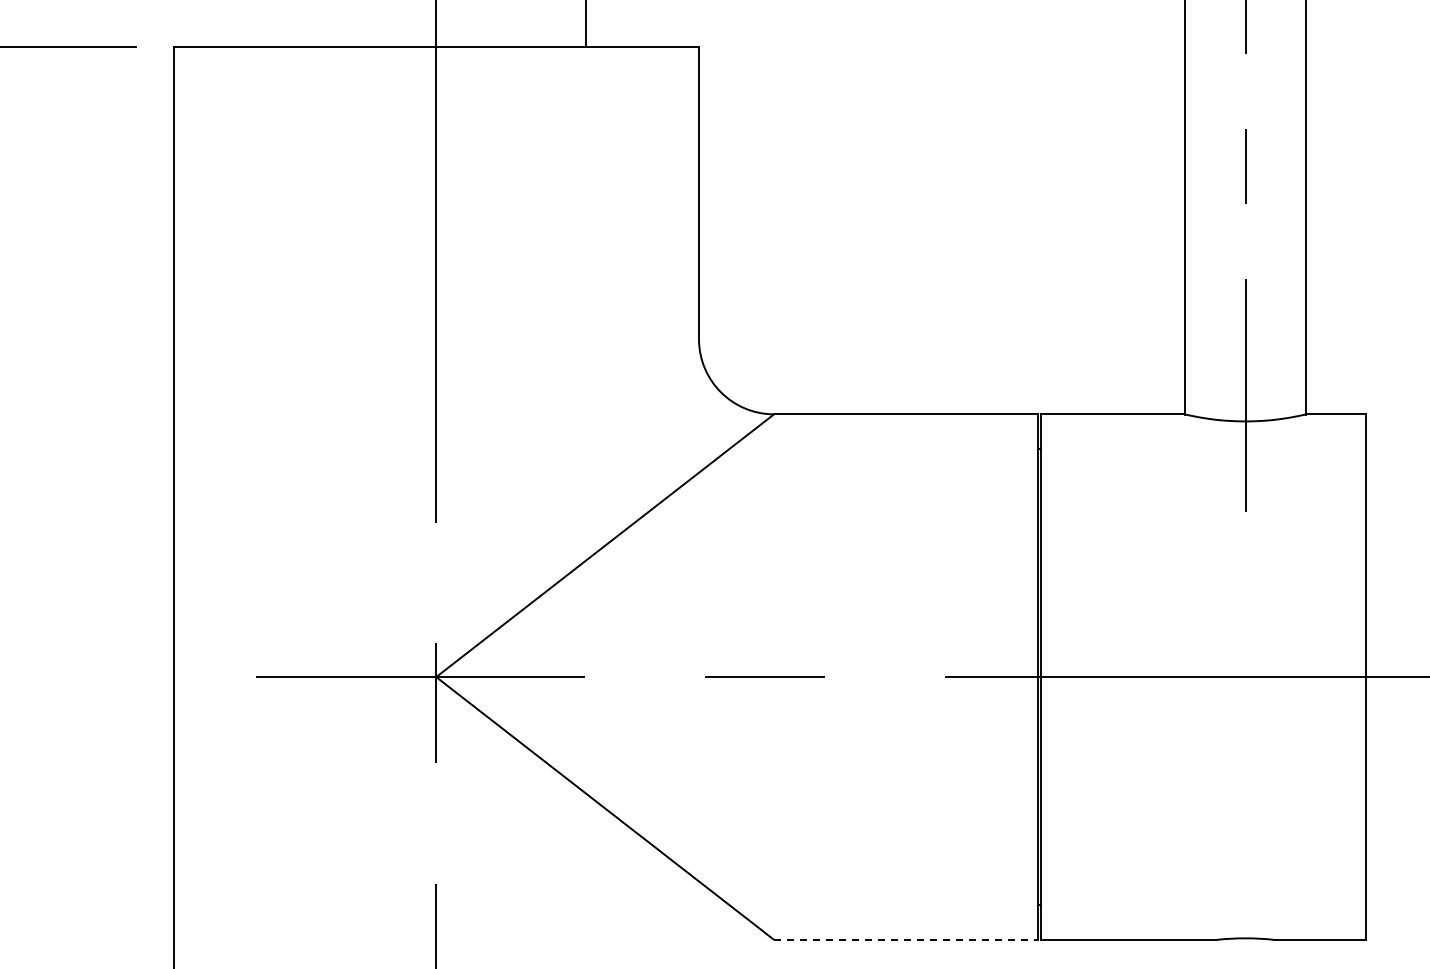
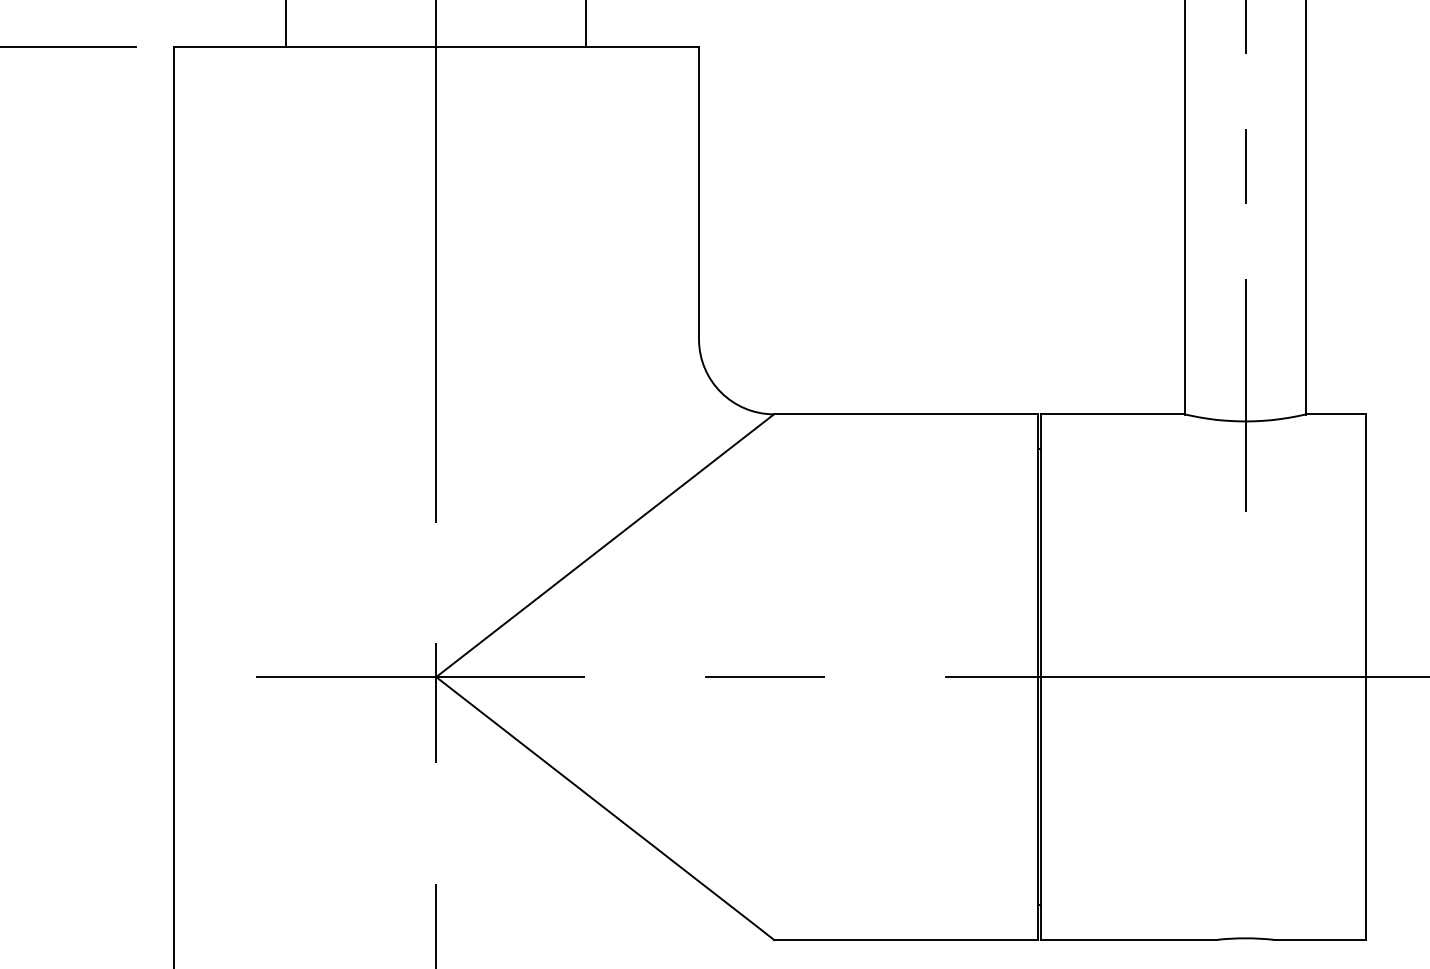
line: none -> present (286, 24)
line: dashed -> solid (906, 939)
